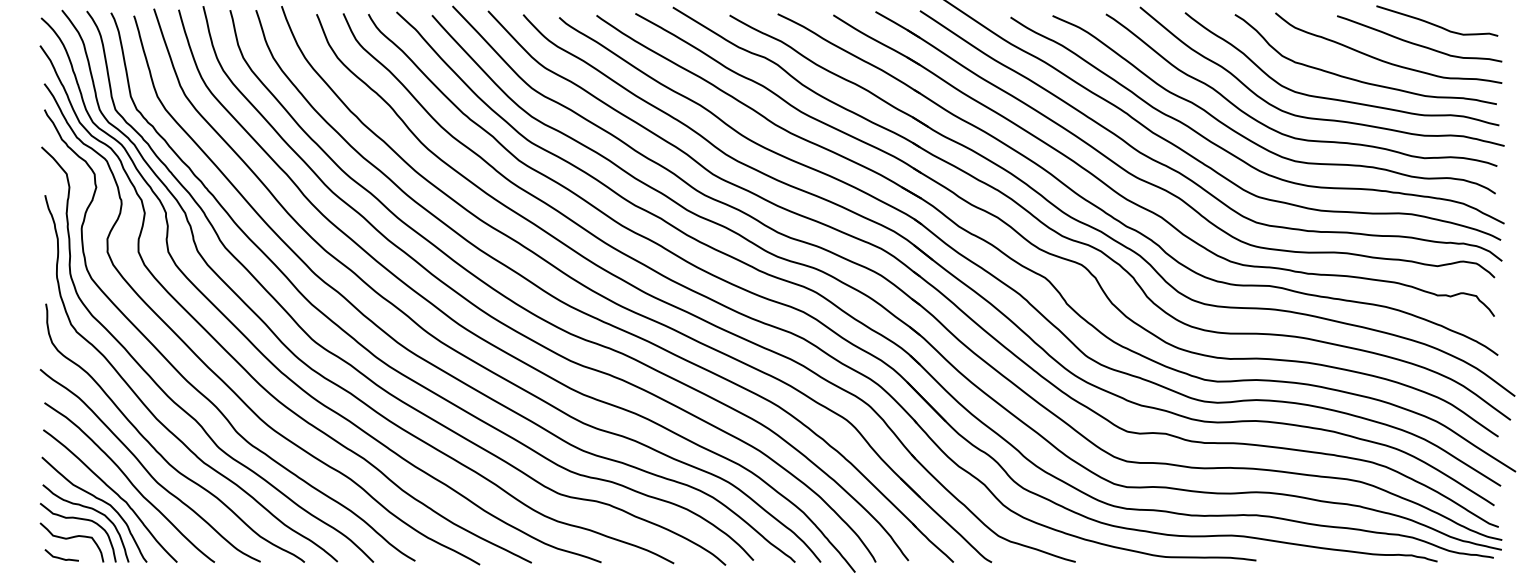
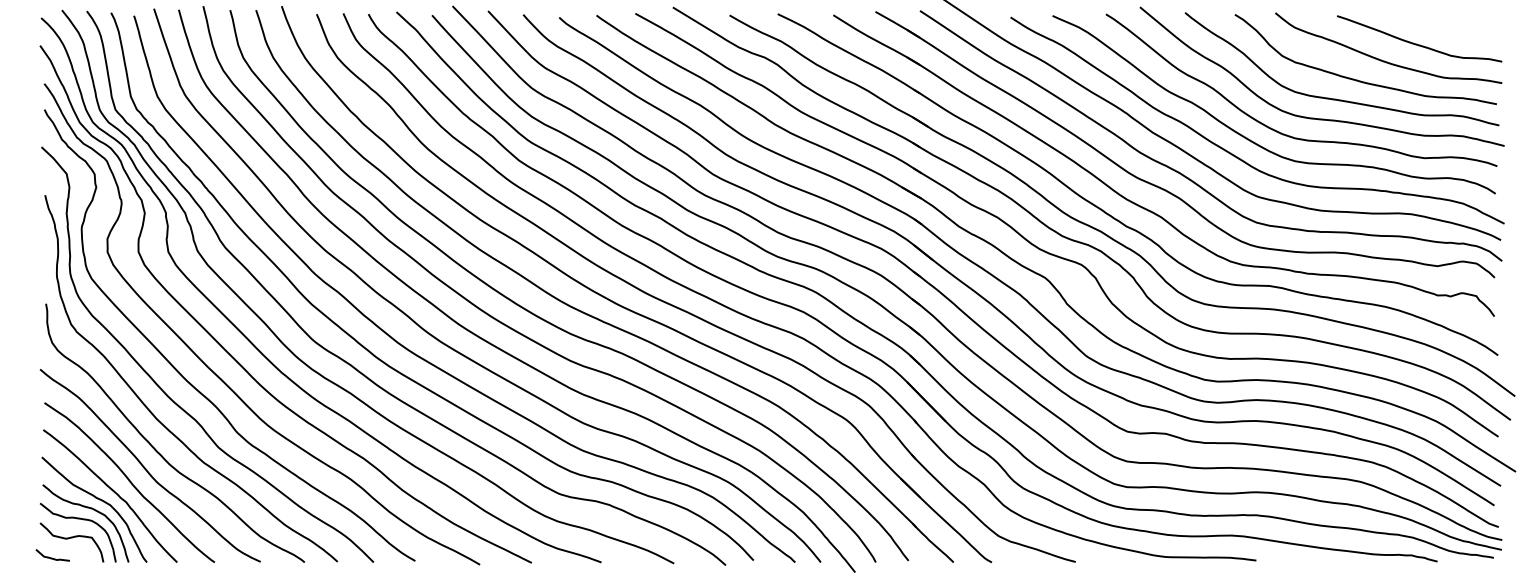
curve: present -> none (1436, 24)
curve position: (61, 557) -> (52, 557) (52, 557)
